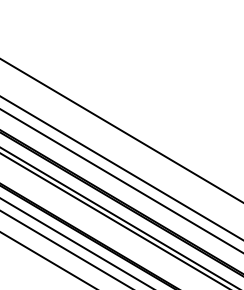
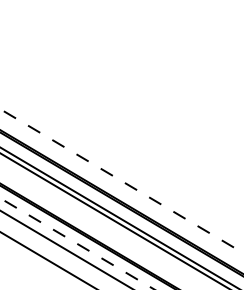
line: present -> none (121, 130)
line: present -> none (121, 167)
line: solid -> dashed (122, 181)
line: solid -> dashed (77, 244)
